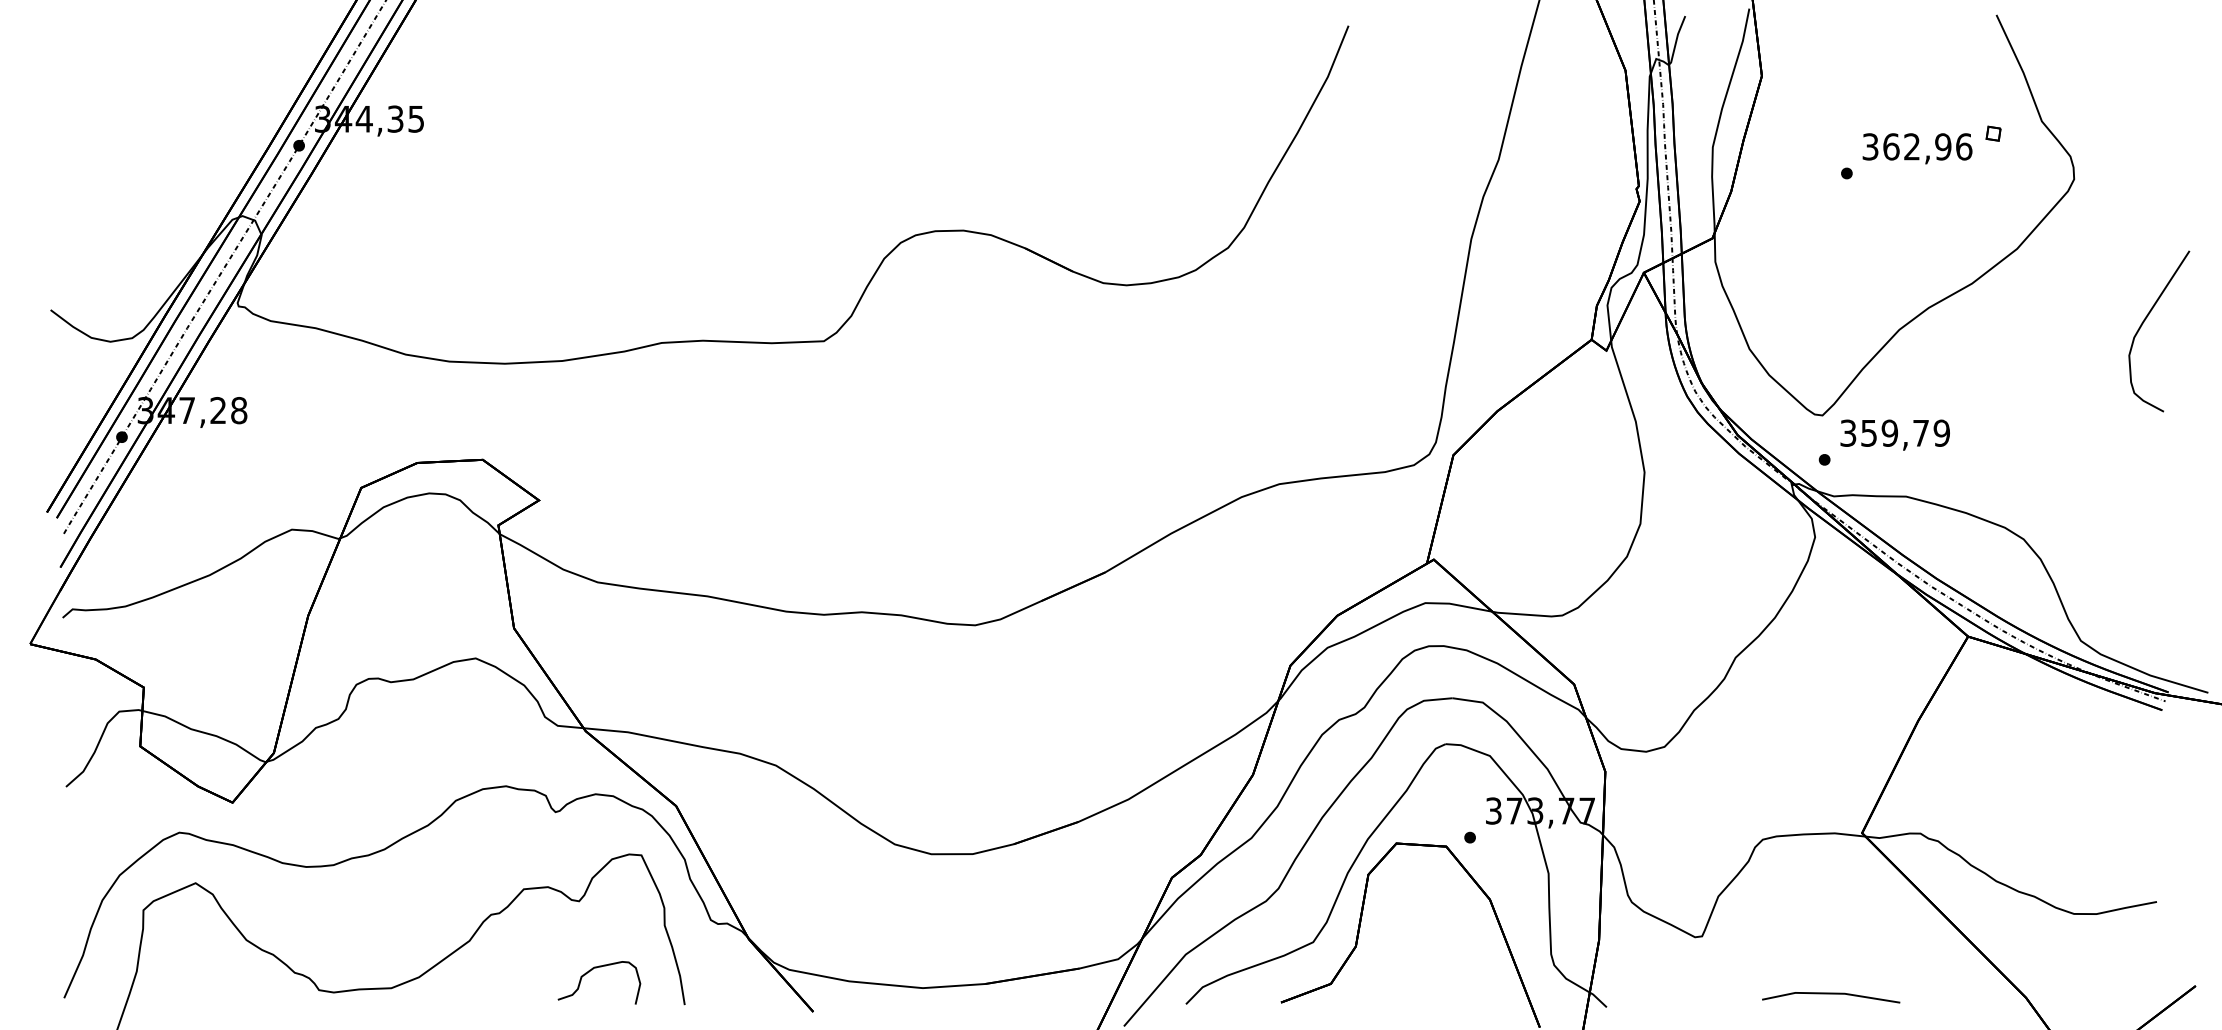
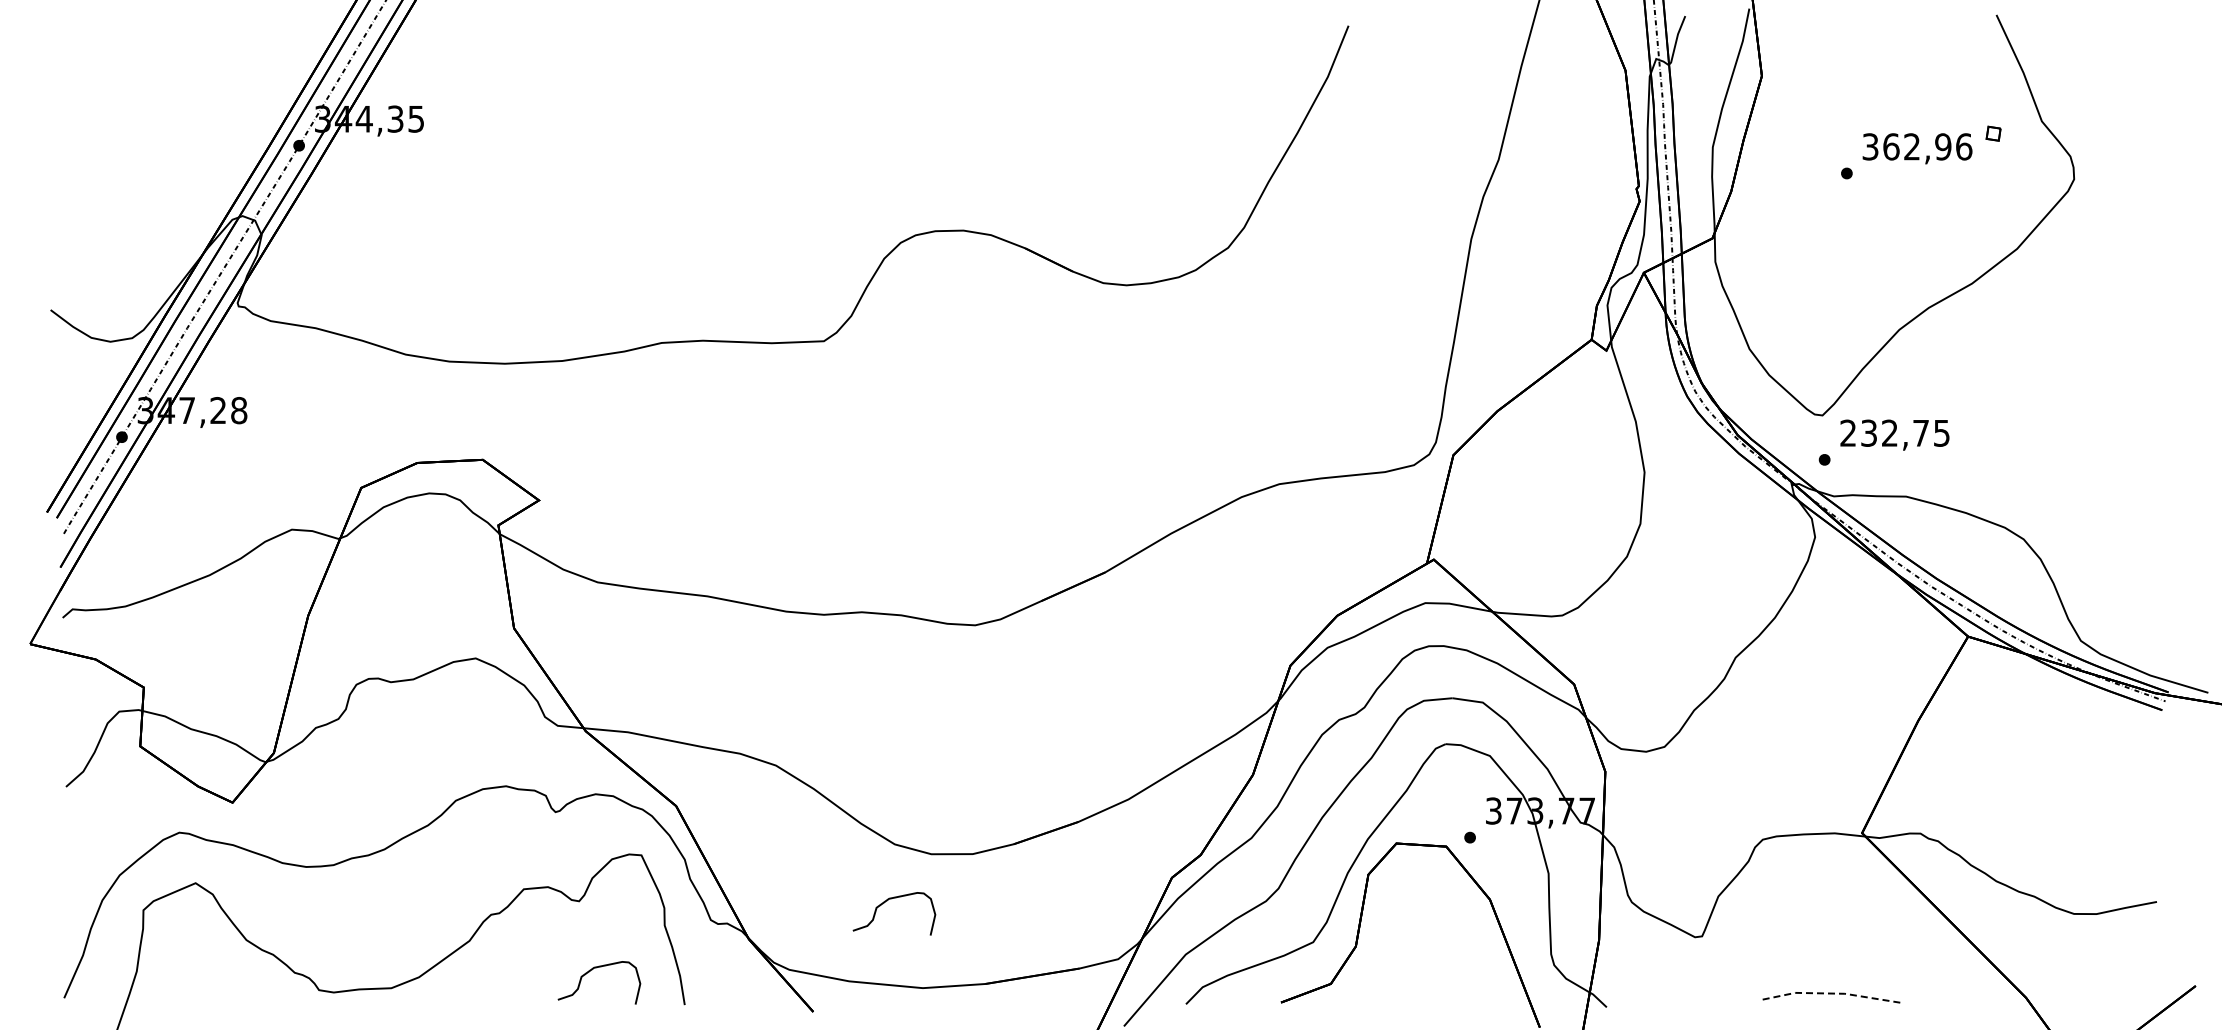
curve: present -> none (2144, 322)
text: 359,79 -> 232,75 (1894, 432)
curve: none -> present (887, 901)
line: solid -> dashed (1831, 993)
